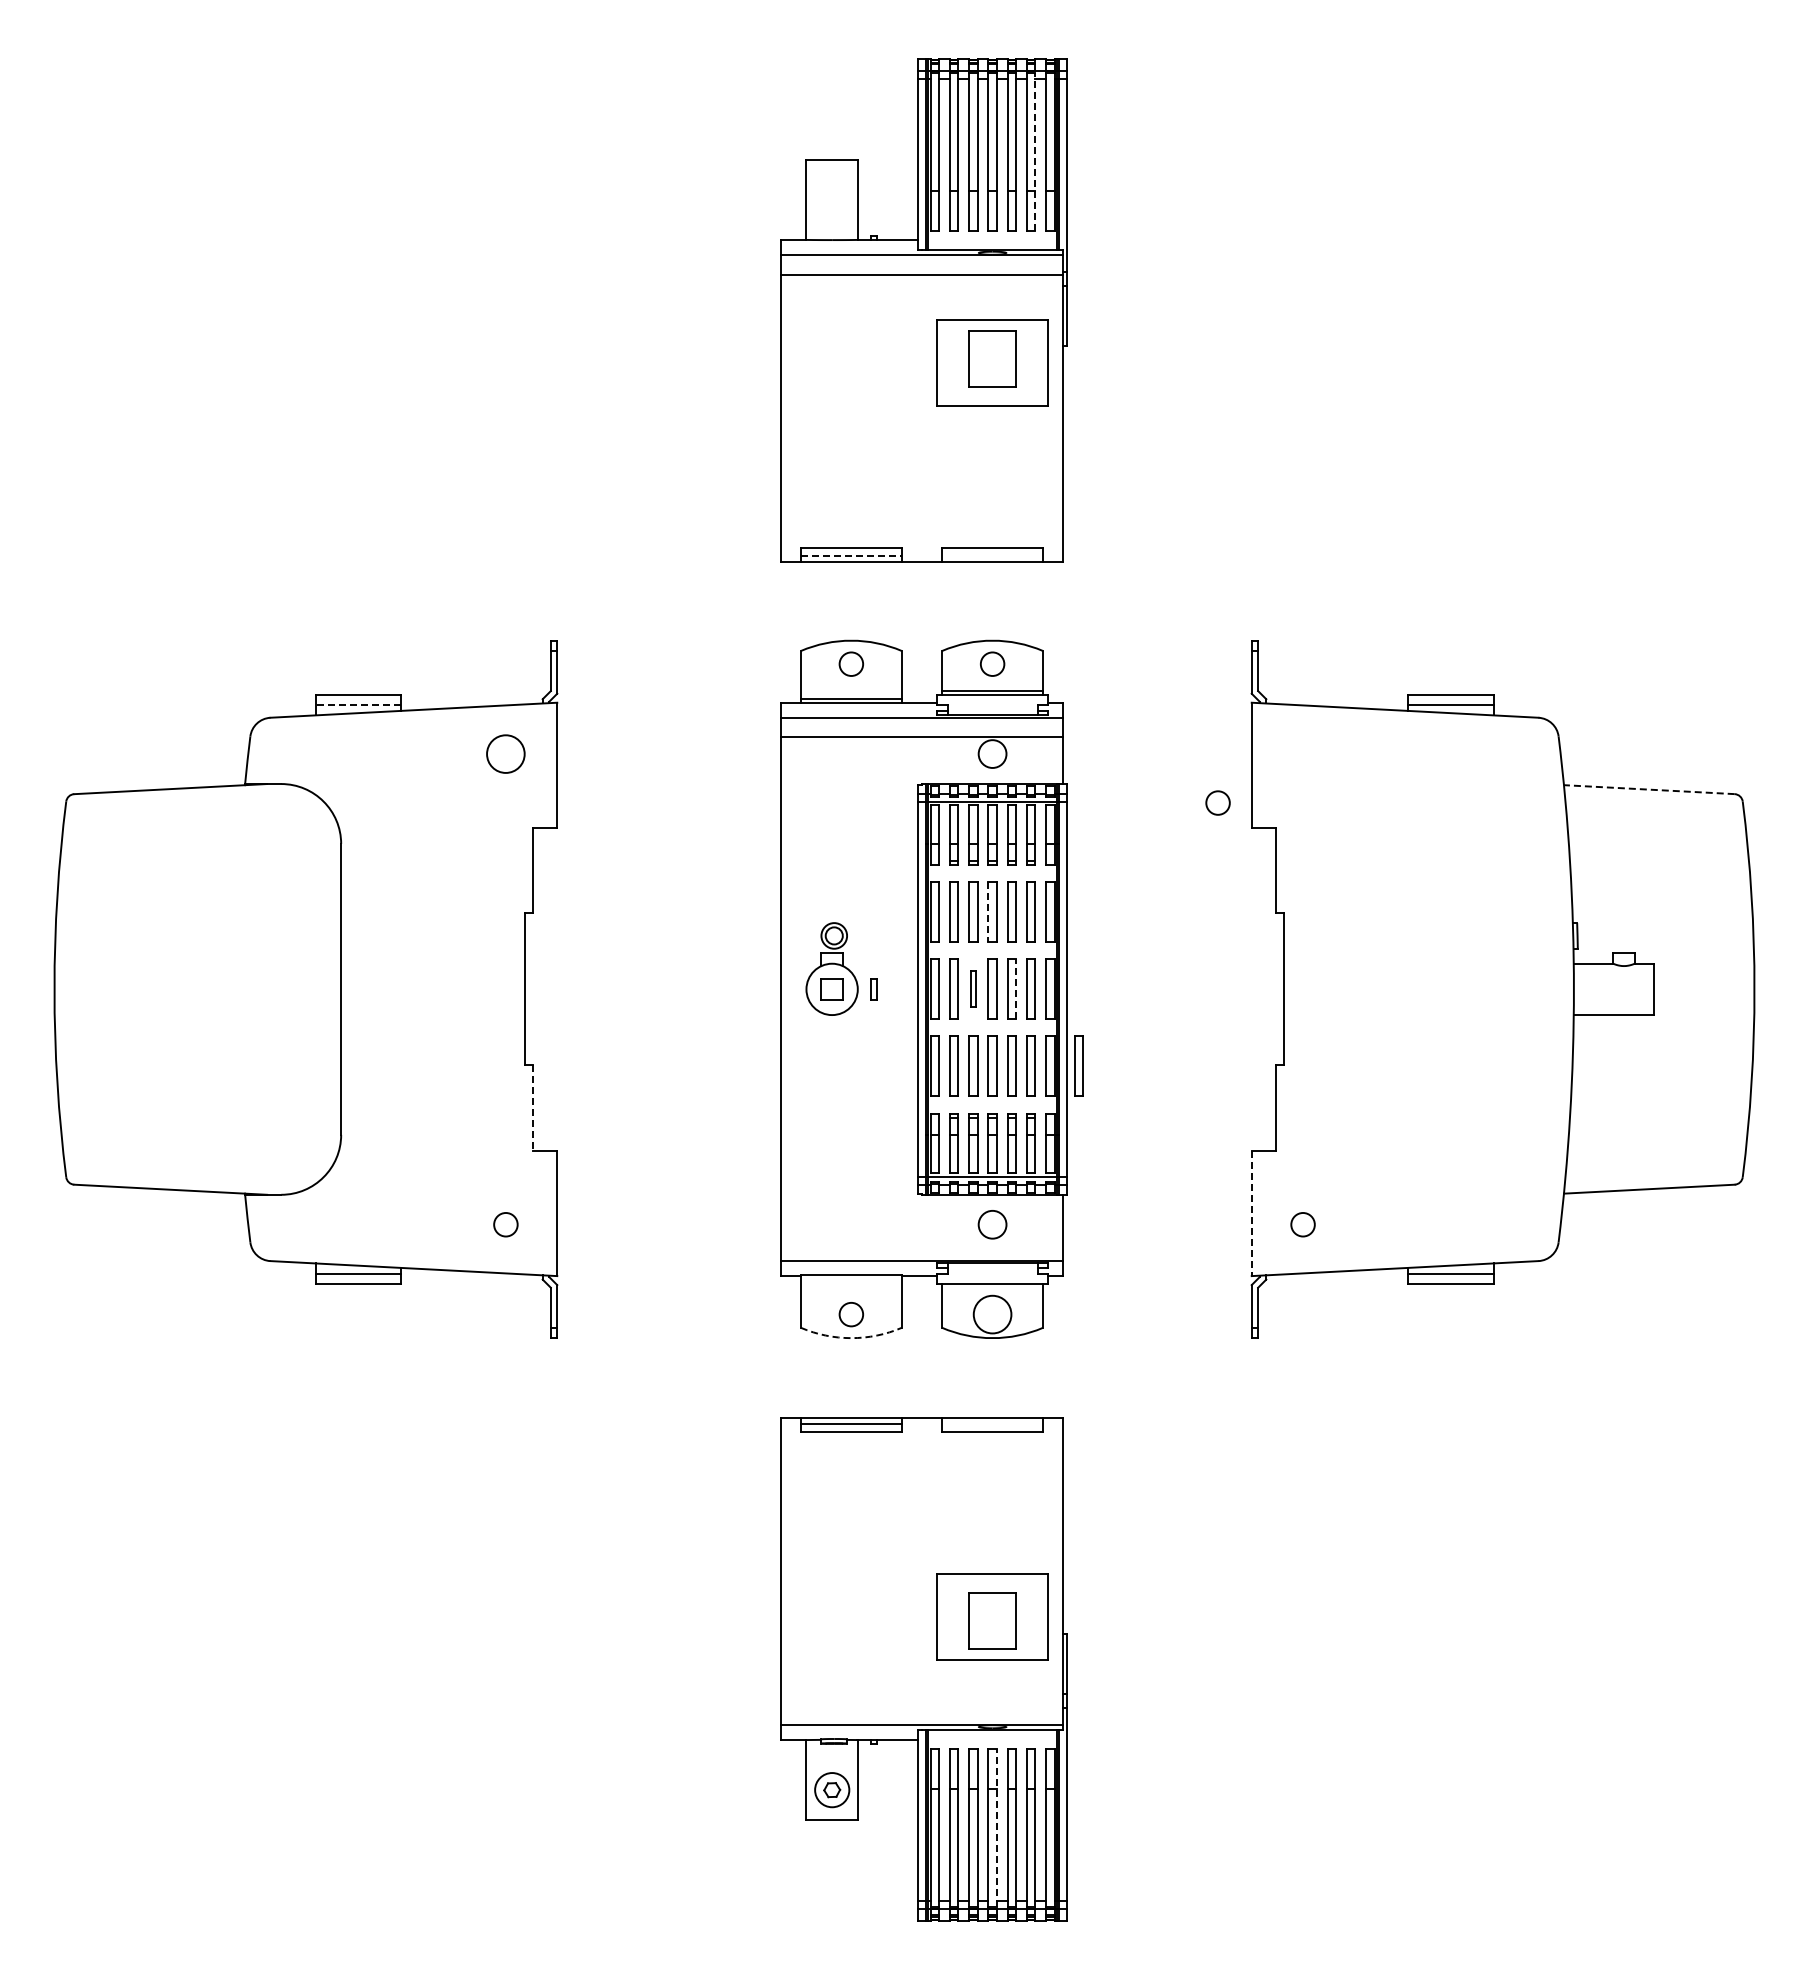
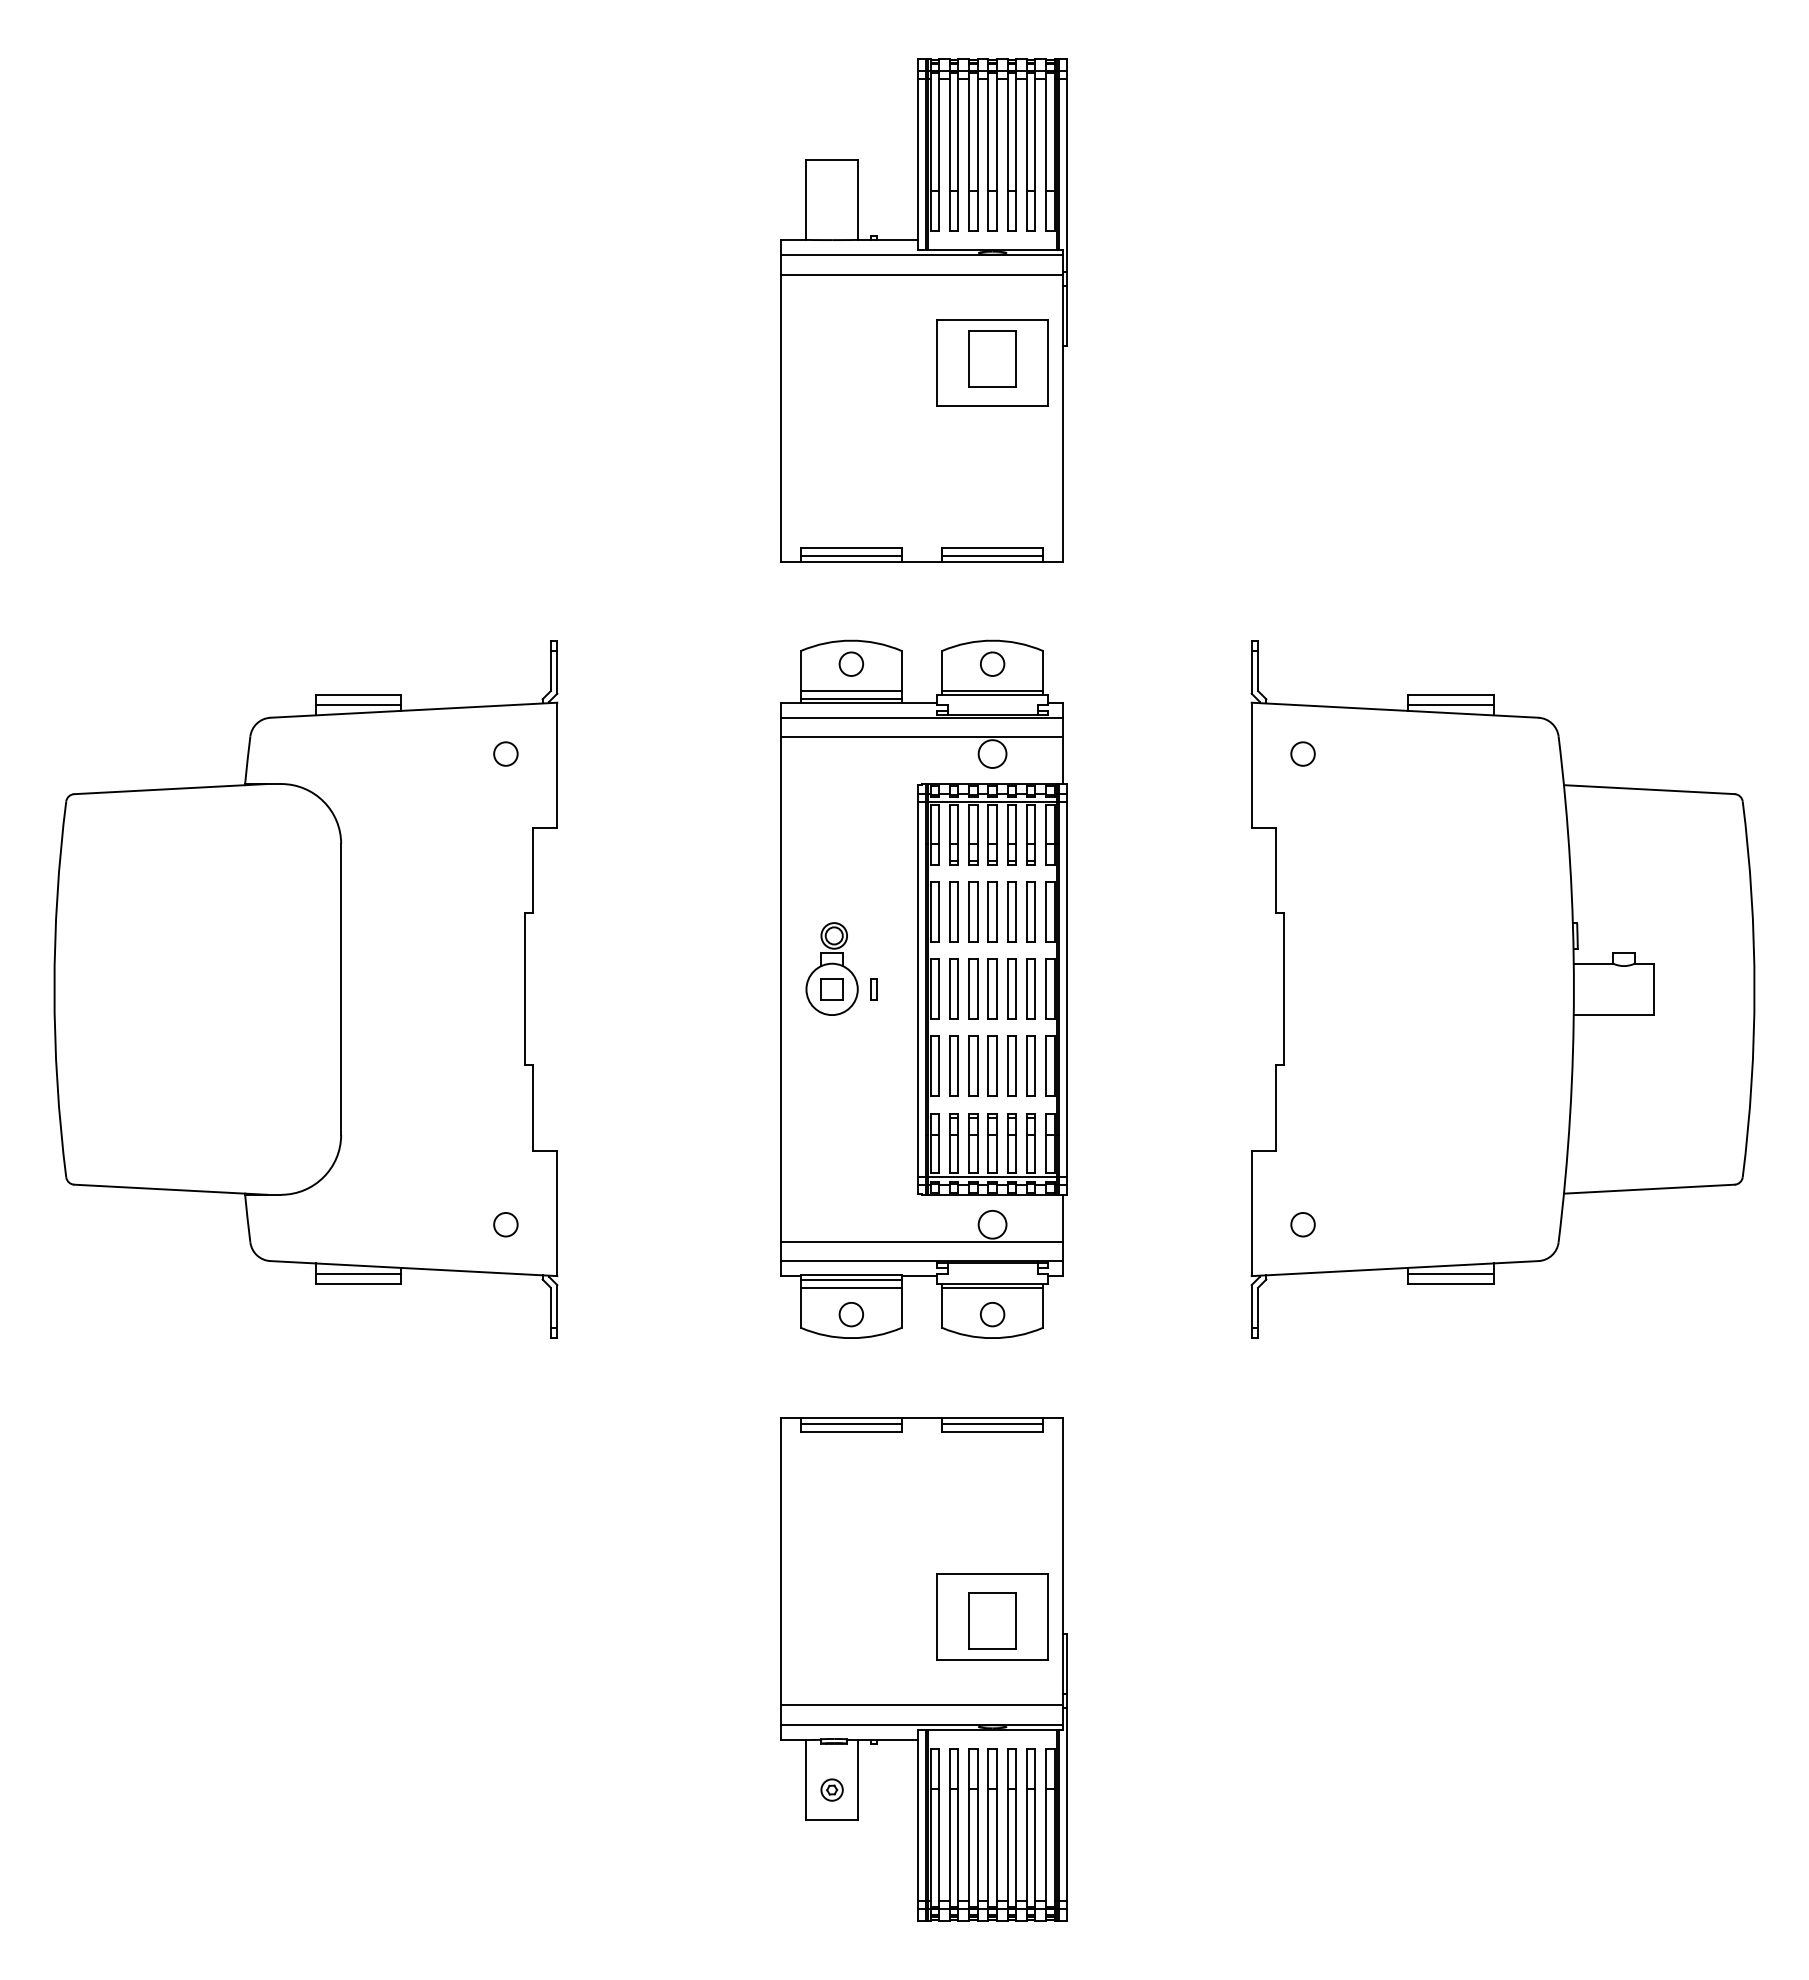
line: dashed -> solid (1035, 151)
line: dashed -> solid (851, 555)
line: none -> present (992, 555)
line: none -> present (850, 691)
line: dashed -> solid (358, 704)
circle size: 40x40 px -> 26x26 px (505, 753)
line: dashed -> solid (1648, 789)
circle position: (1217, 802) -> (1302, 753) (1302, 753)
line: dashed -> solid (988, 912)
part size: 7x38 px -> 11x62 px (973, 988)
line: dashed -> solid (1016, 989)
part: present -> none (1078, 1065)
line: dashed -> solid (533, 1108)
line: dashed -> solid (1251, 1213)
line: none -> present (921, 1242)
line: none -> present (850, 1279)
line: none -> present (850, 1287)
line: none -> present (992, 1287)
circle diameter: 38 px -> 24 px (992, 1314)
arc: dashed -> solid (851, 1338)
line: none -> present (992, 1424)
line: none -> present (921, 1704)
part size: 37x37 px -> 24x24 px (831, 1789)
line: dashed -> solid (996, 1828)
